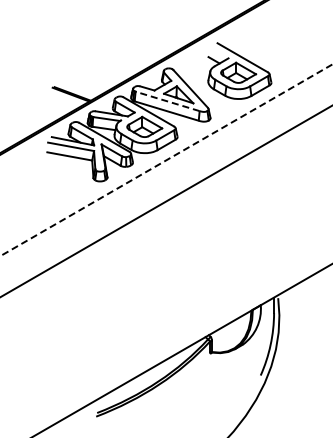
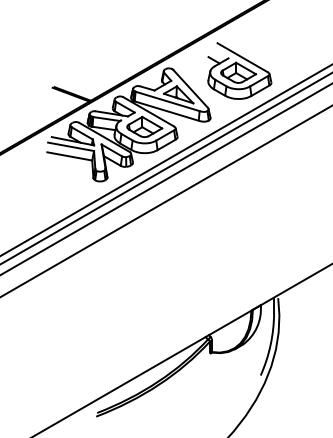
line: dashed -> solid (167, 101)
line: dashed -> solid (166, 160)
line: none -> present (165, 168)
line: none -> present (165, 179)
